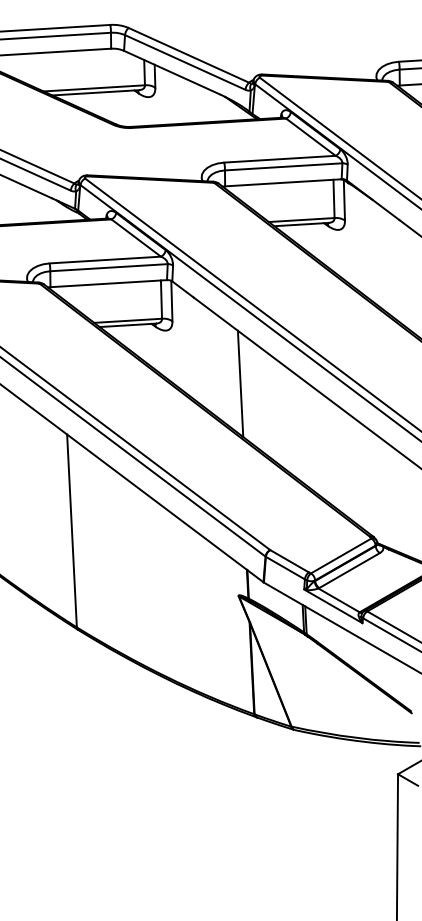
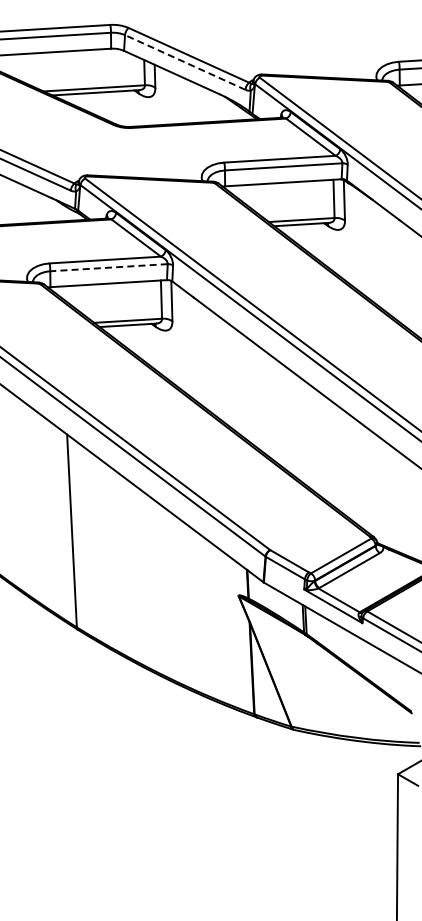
line: solid -> dashed (184, 62)
line: solid -> dashed (109, 267)
line: present -> none (240, 383)
